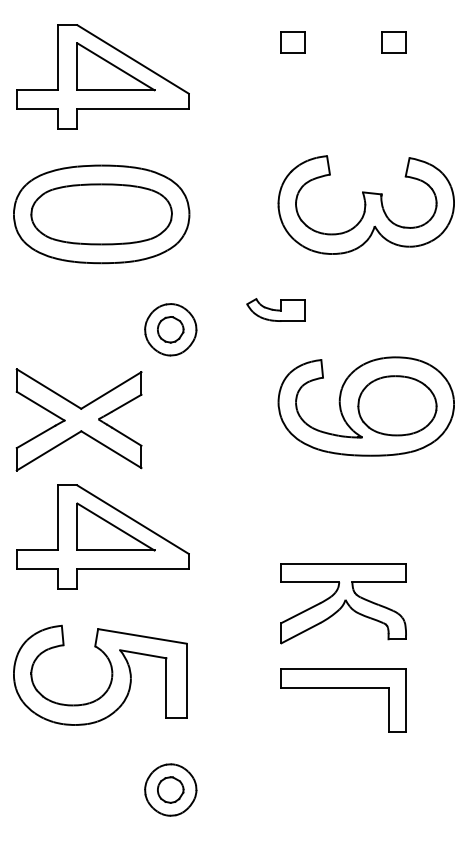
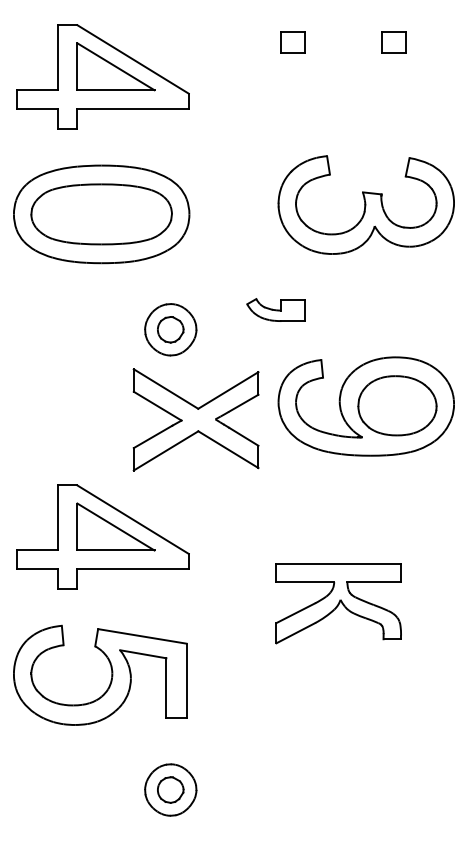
part position: (78, 419) -> (195, 419) (195, 419)
part position: (343, 603) -> (338, 603) (338, 603)
part: present -> none (343, 688)
